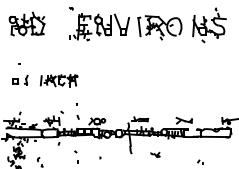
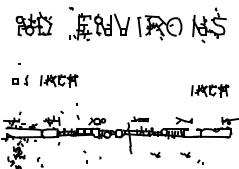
part position: (26, 23) -> (33, 23) (33, 23)
part: none -> present (209, 90)
part: none -> present (185, 154)
part position: (76, 156) -> (85, 156) (85, 156)
